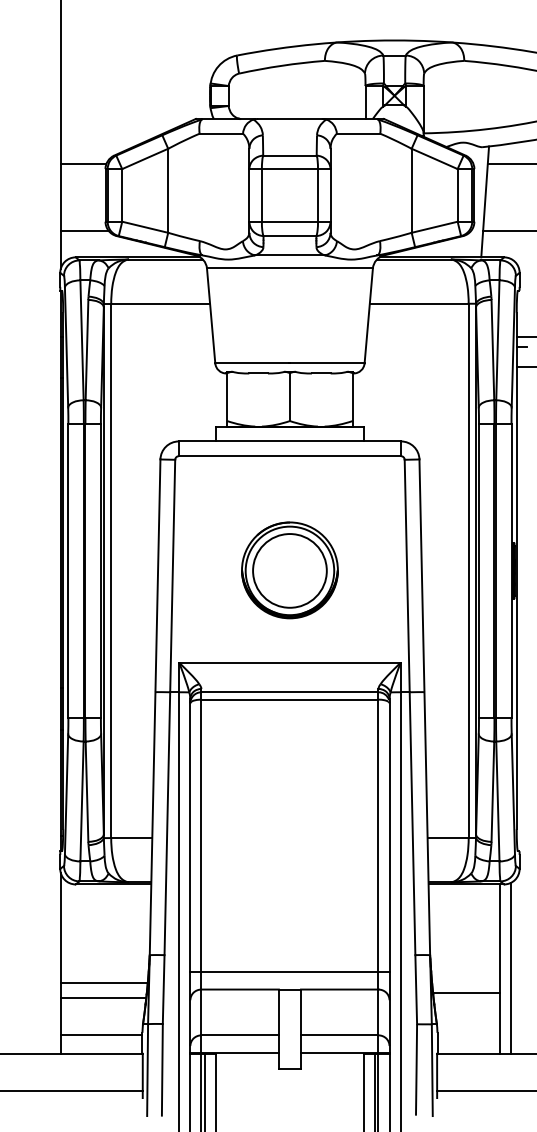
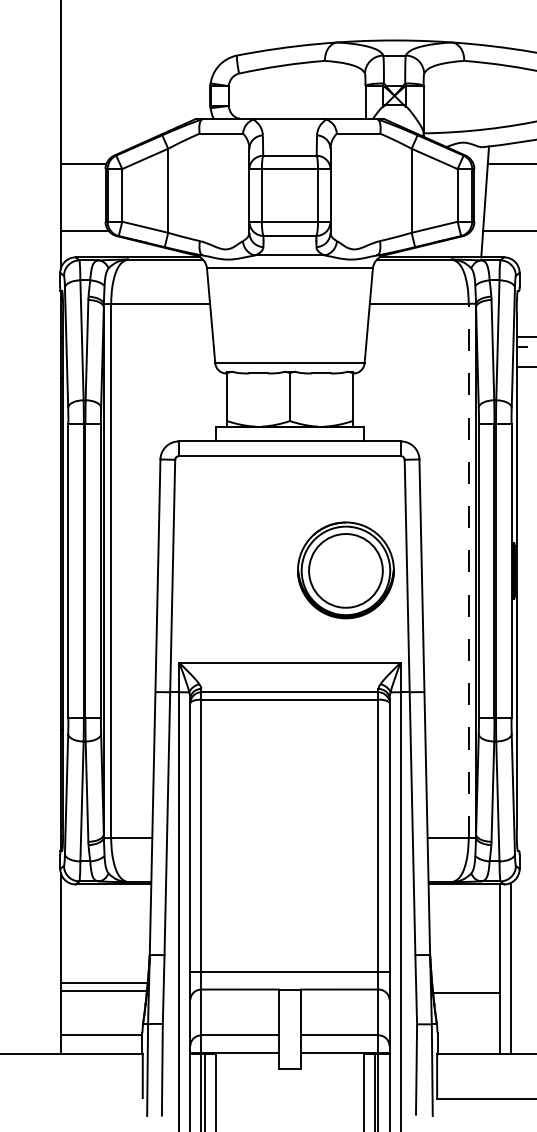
part position: (289, 570) -> (345, 570) (345, 570)
line: solid -> dashed (468, 570)
line position: (103, 998) -> (103, 991) (103, 991)
line: present -> none (72, 1090)
line position: (485, 1090) -> (485, 1098) (485, 1098)
